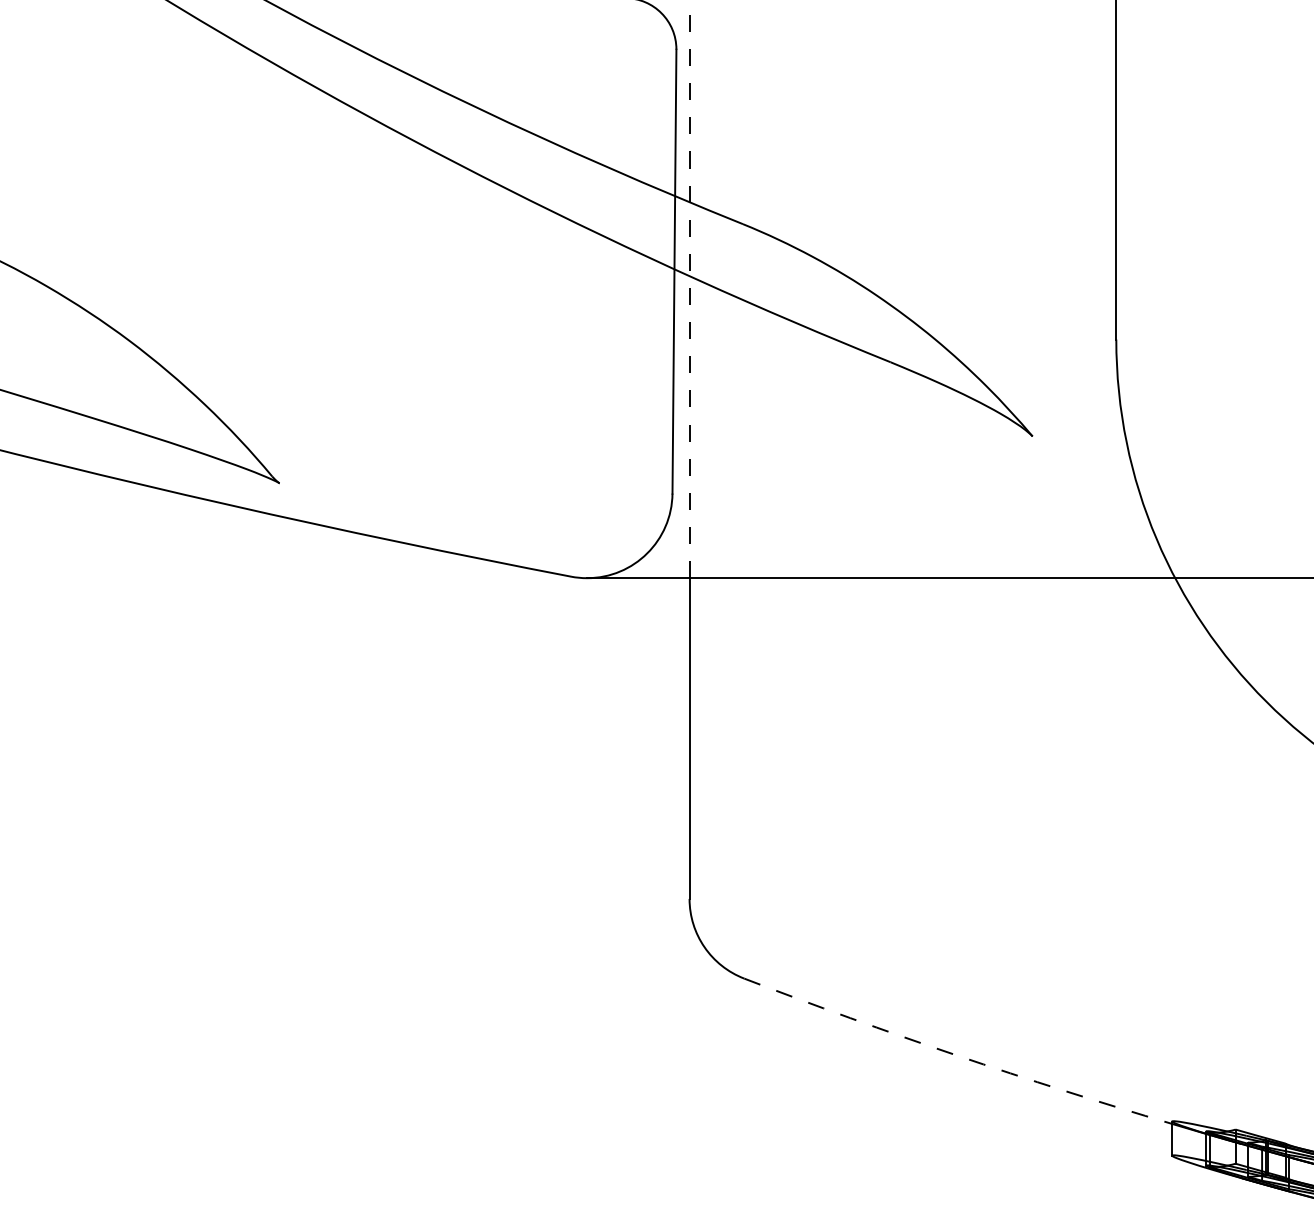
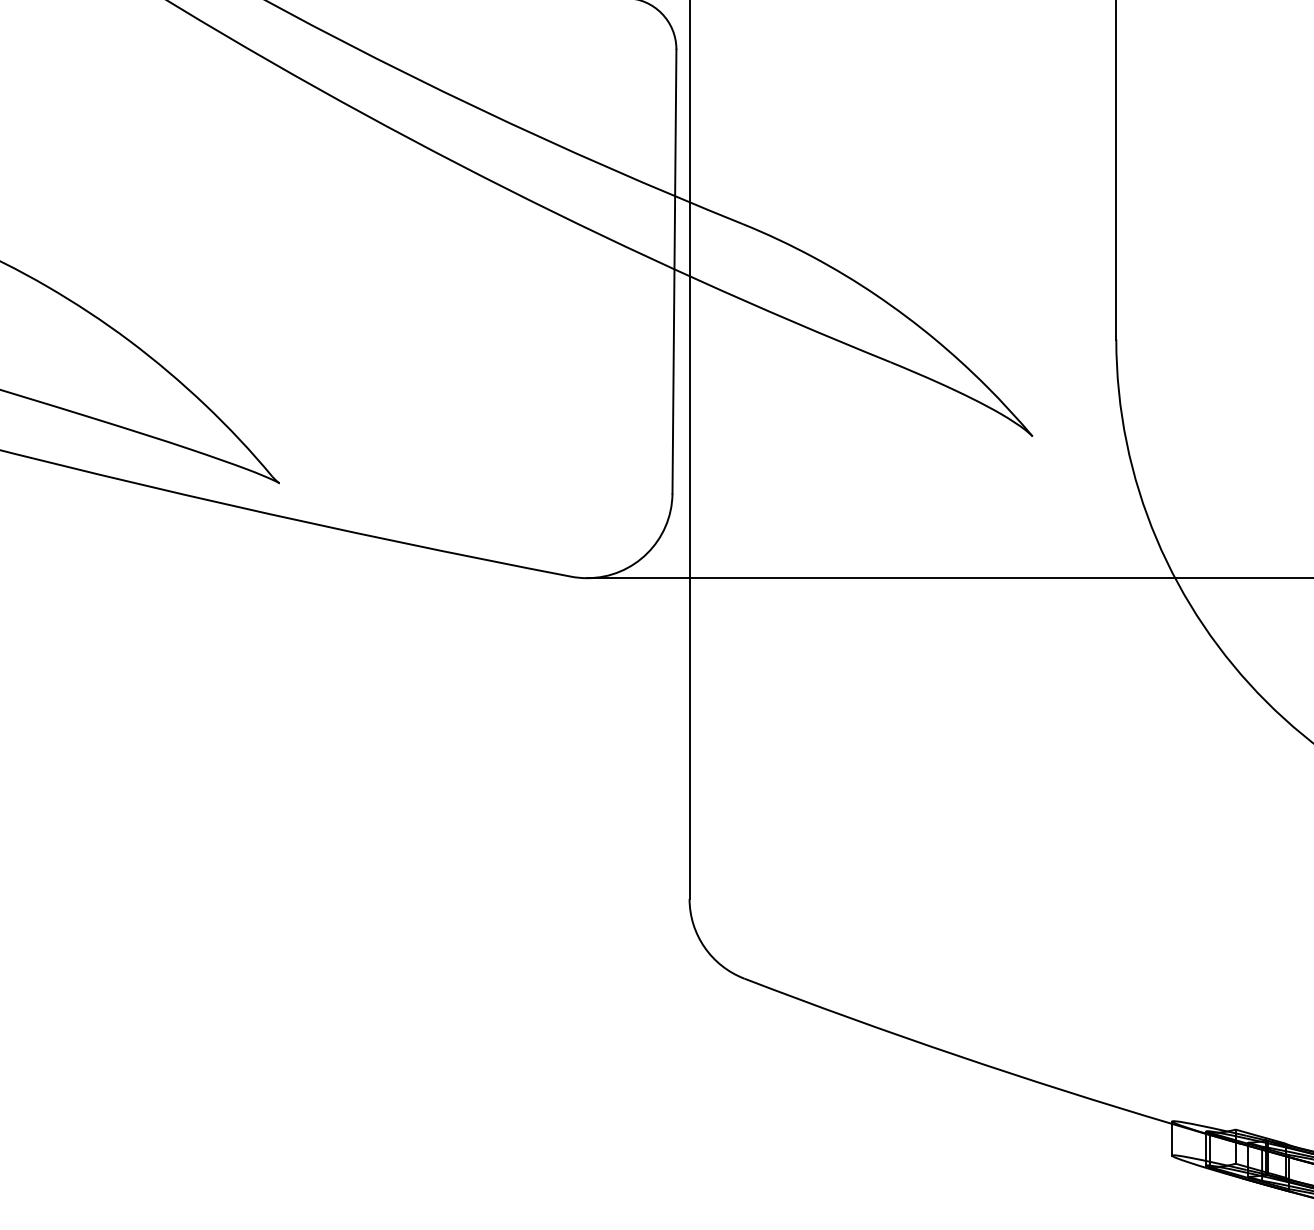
line: dashed -> solid (689, 289)
arc: dashed -> solid (956, 1055)
